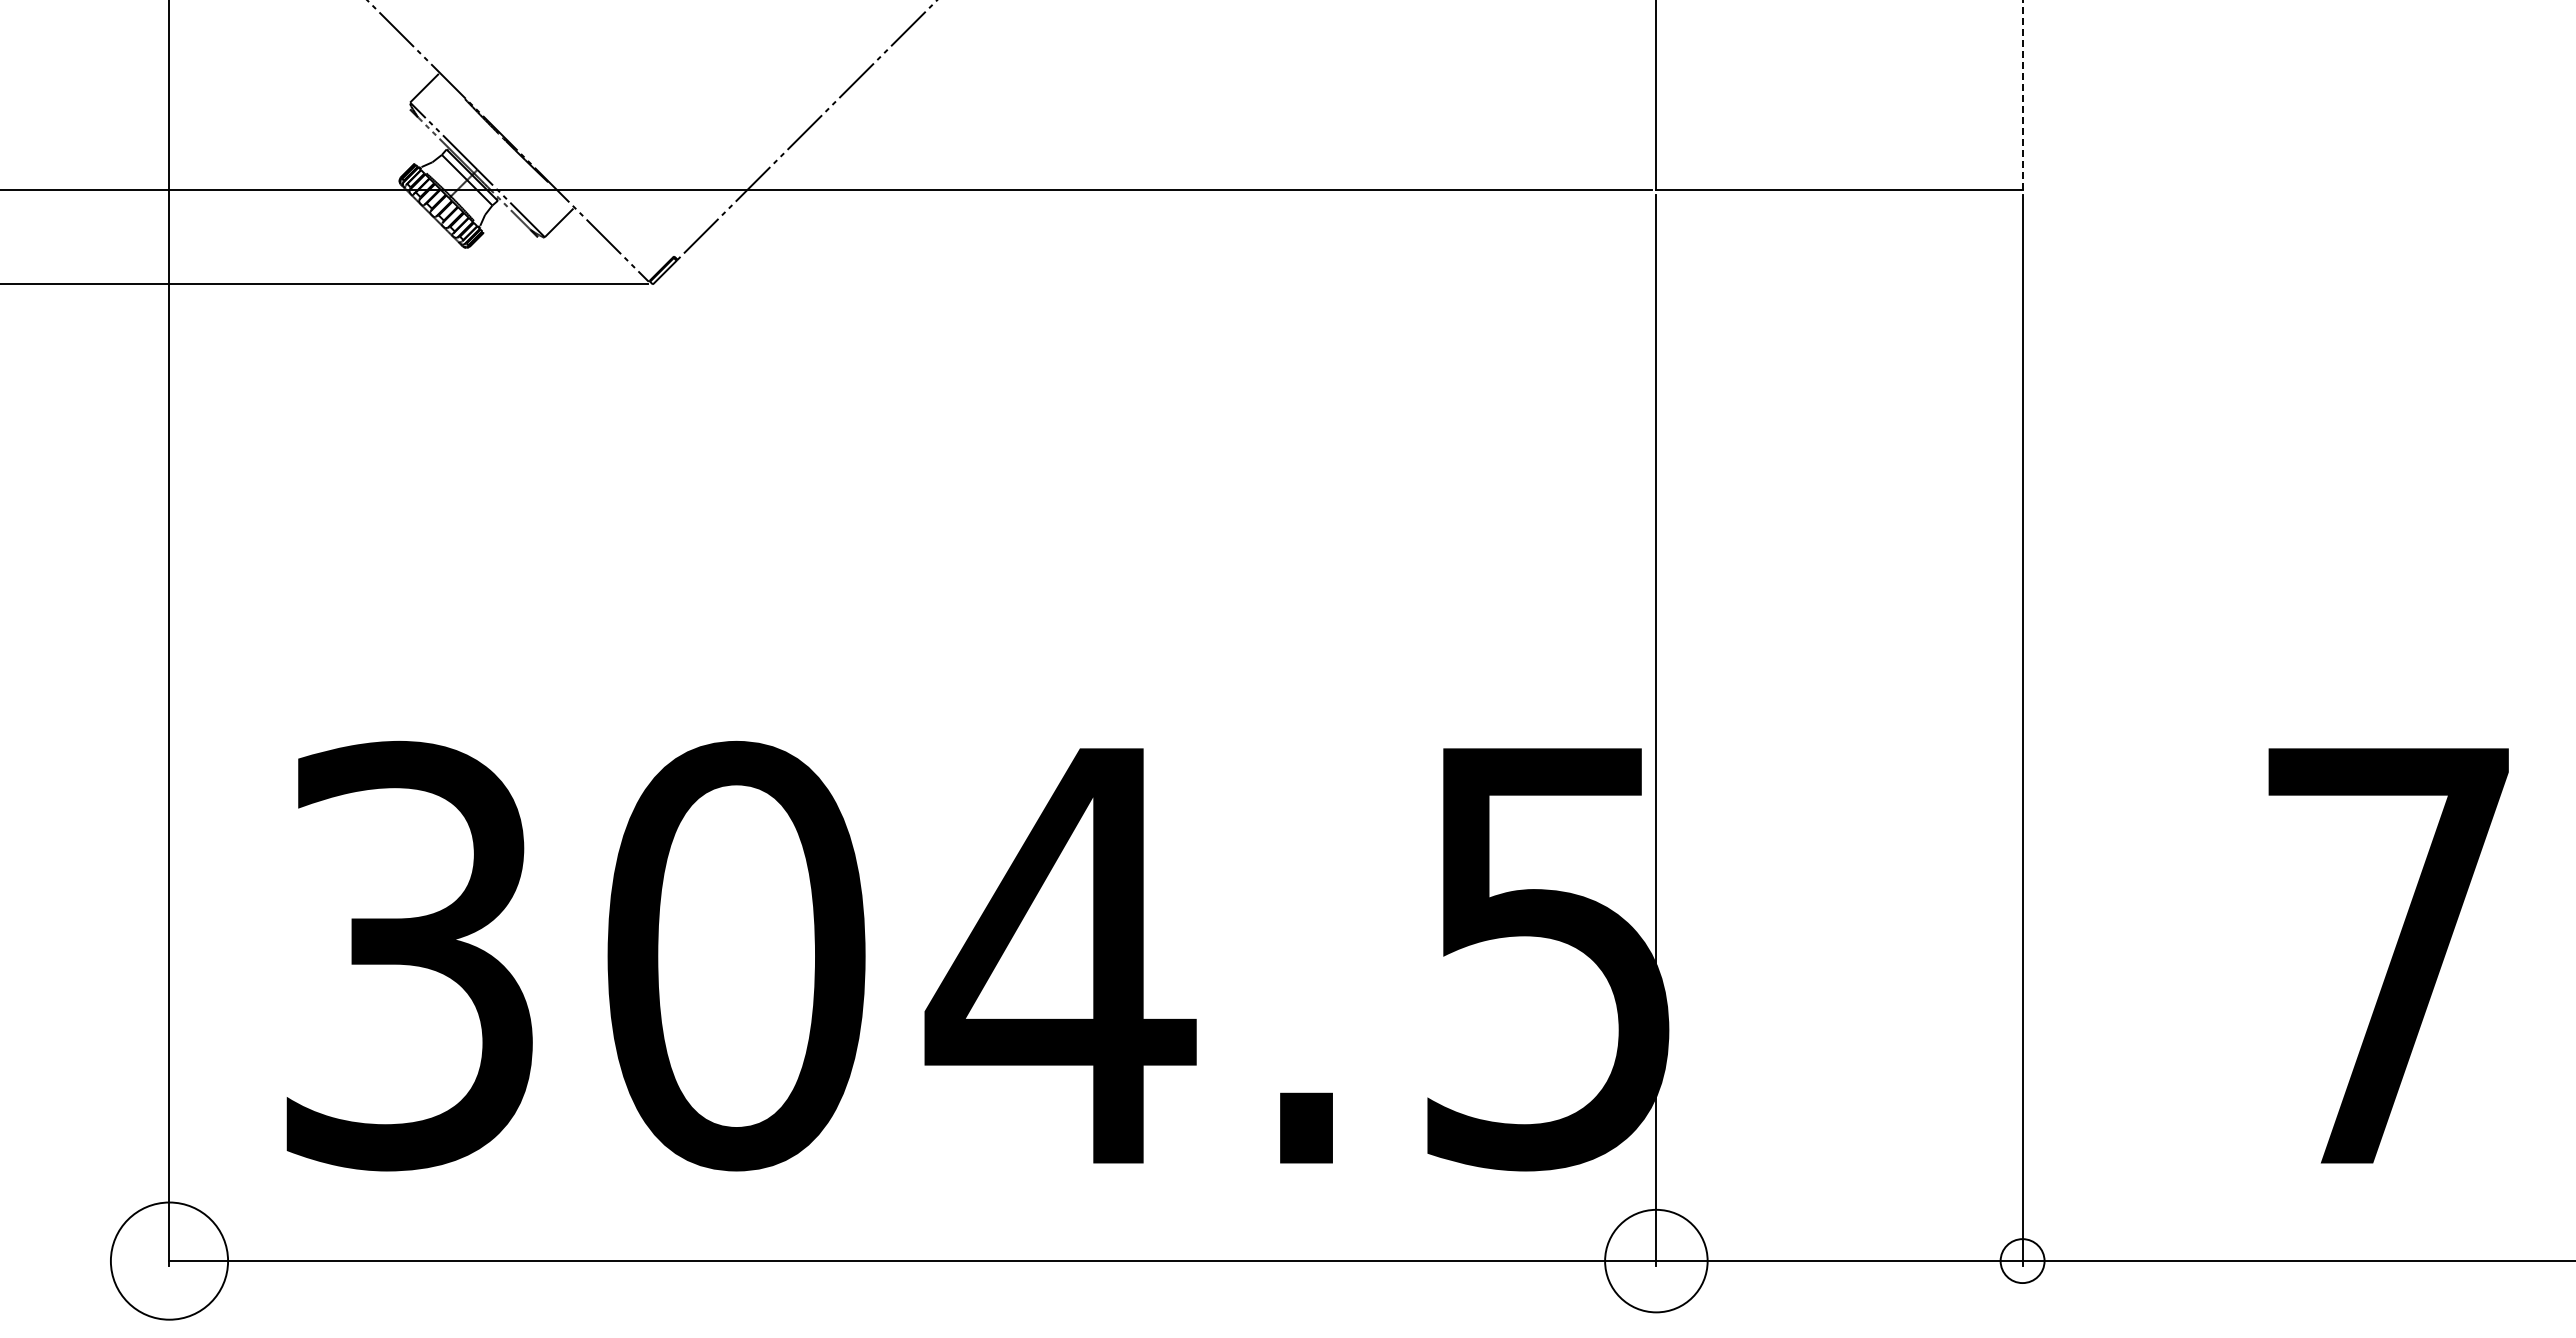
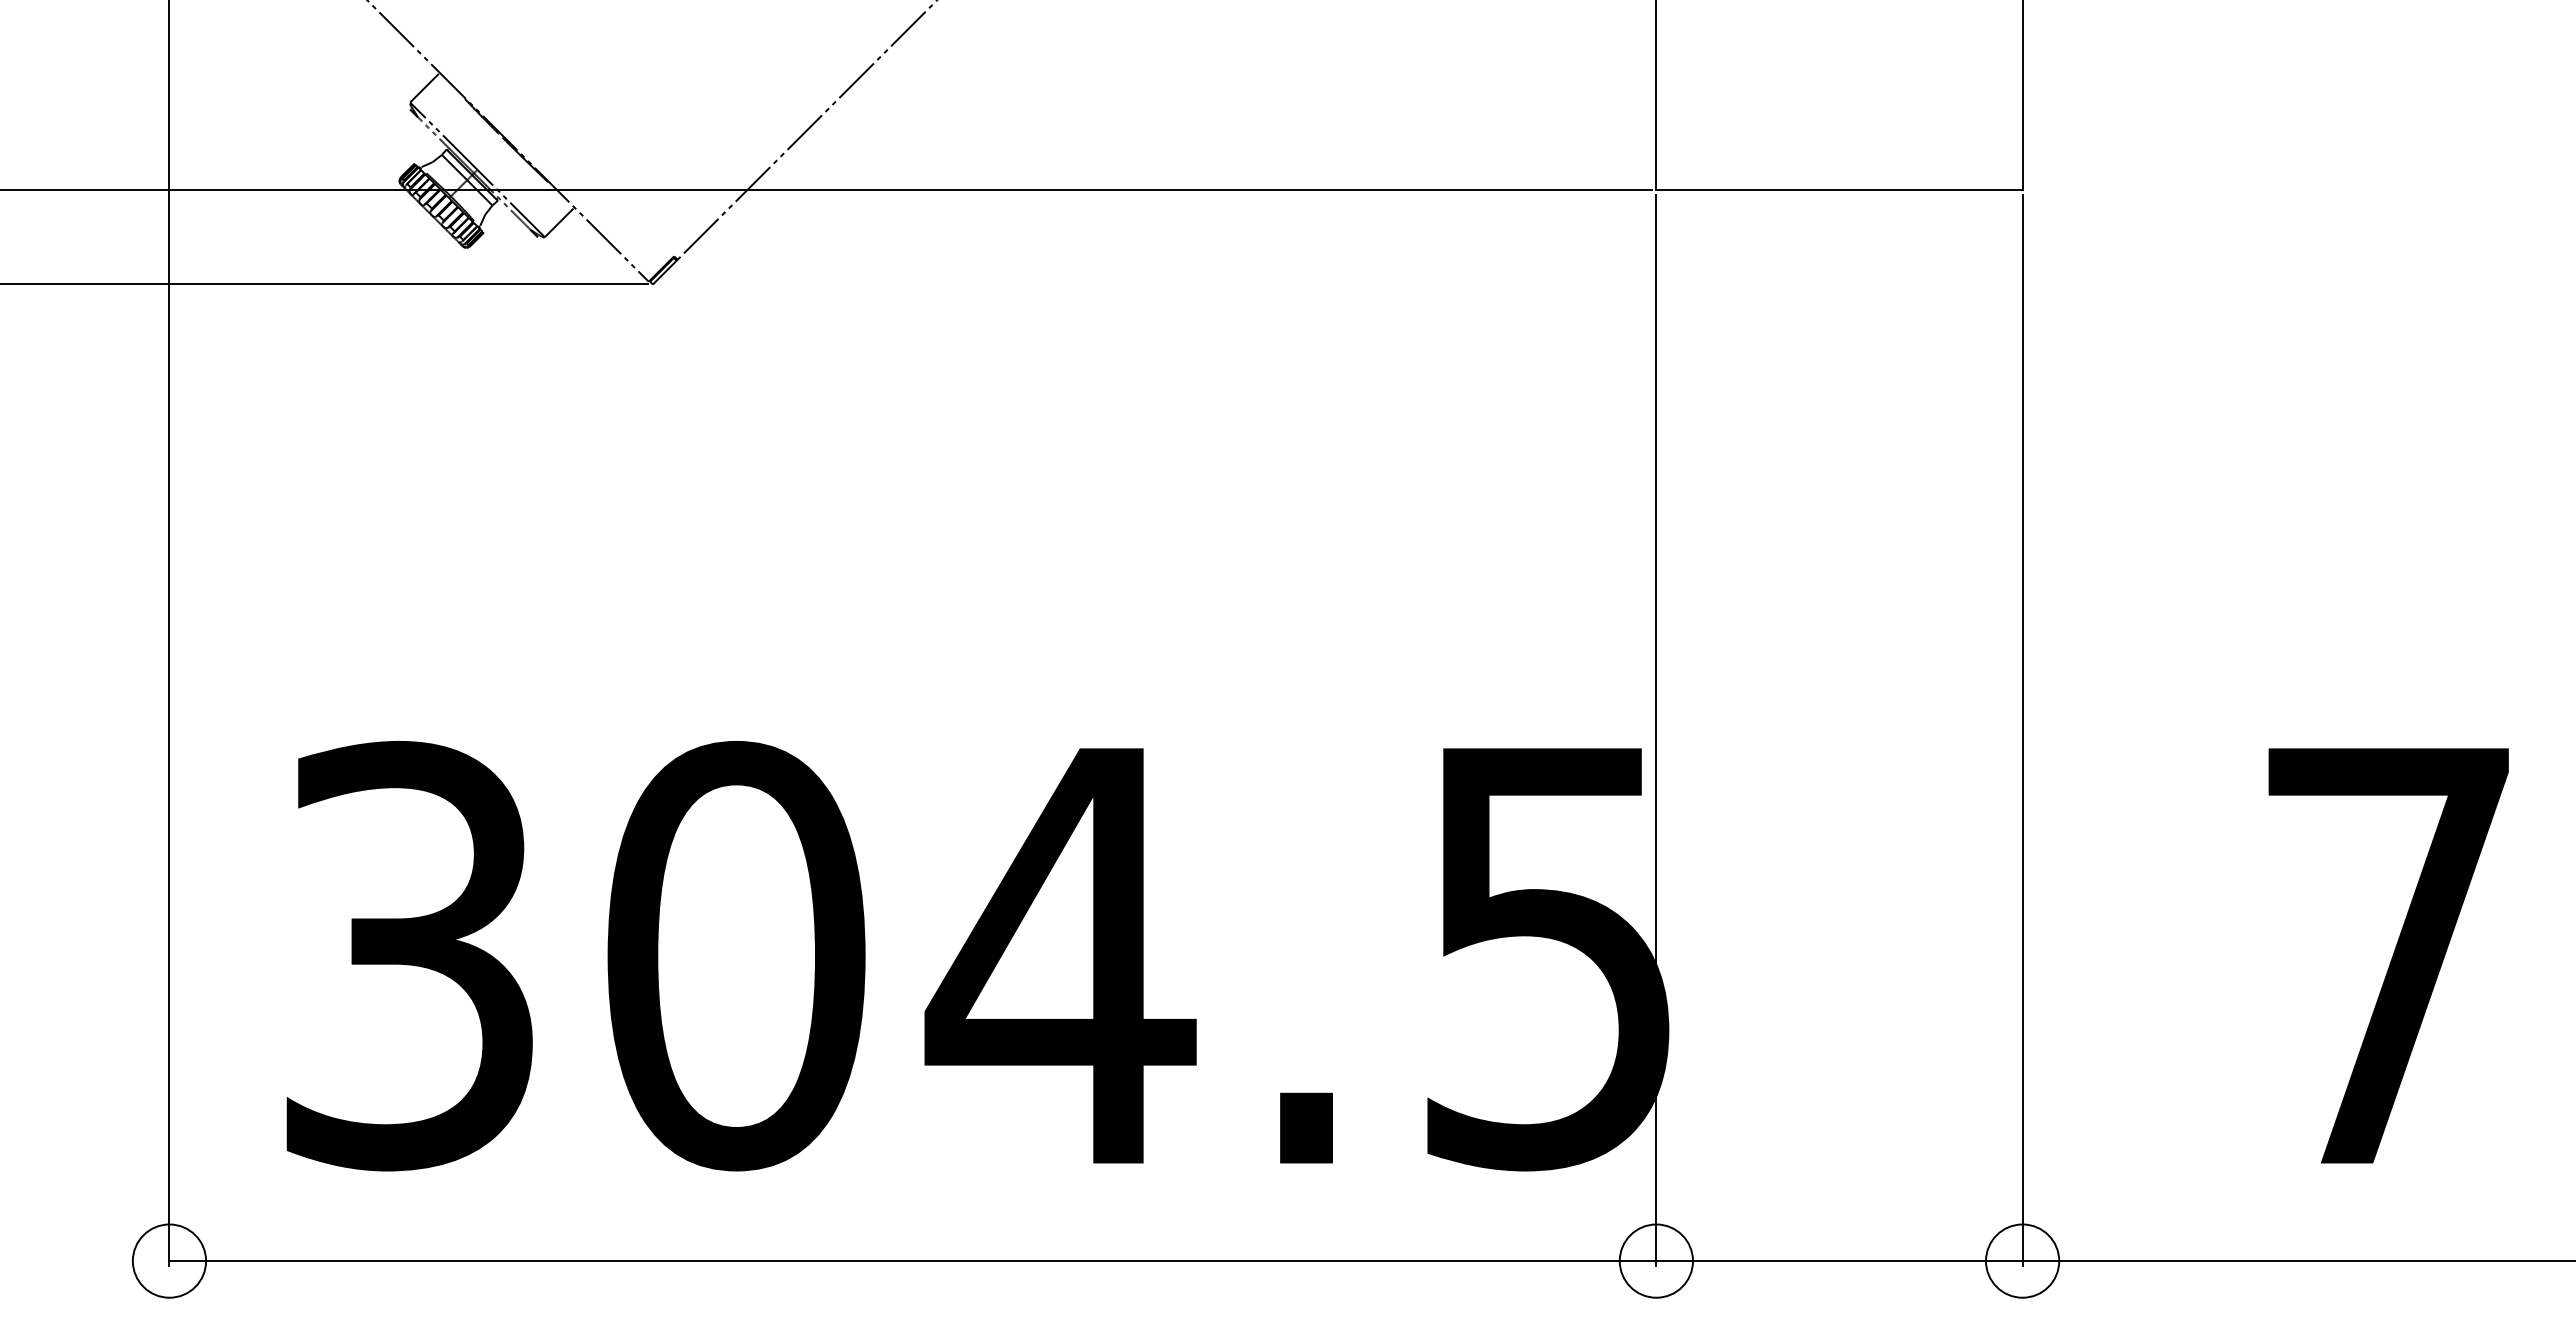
line: dashed -> solid (2022, 94)
circle diameter: 117 px -> 73 px (169, 1260)
circle diameter: 103 px -> 73 px (1656, 1260)
circle diameter: 44 px -> 73 px (2022, 1260)
